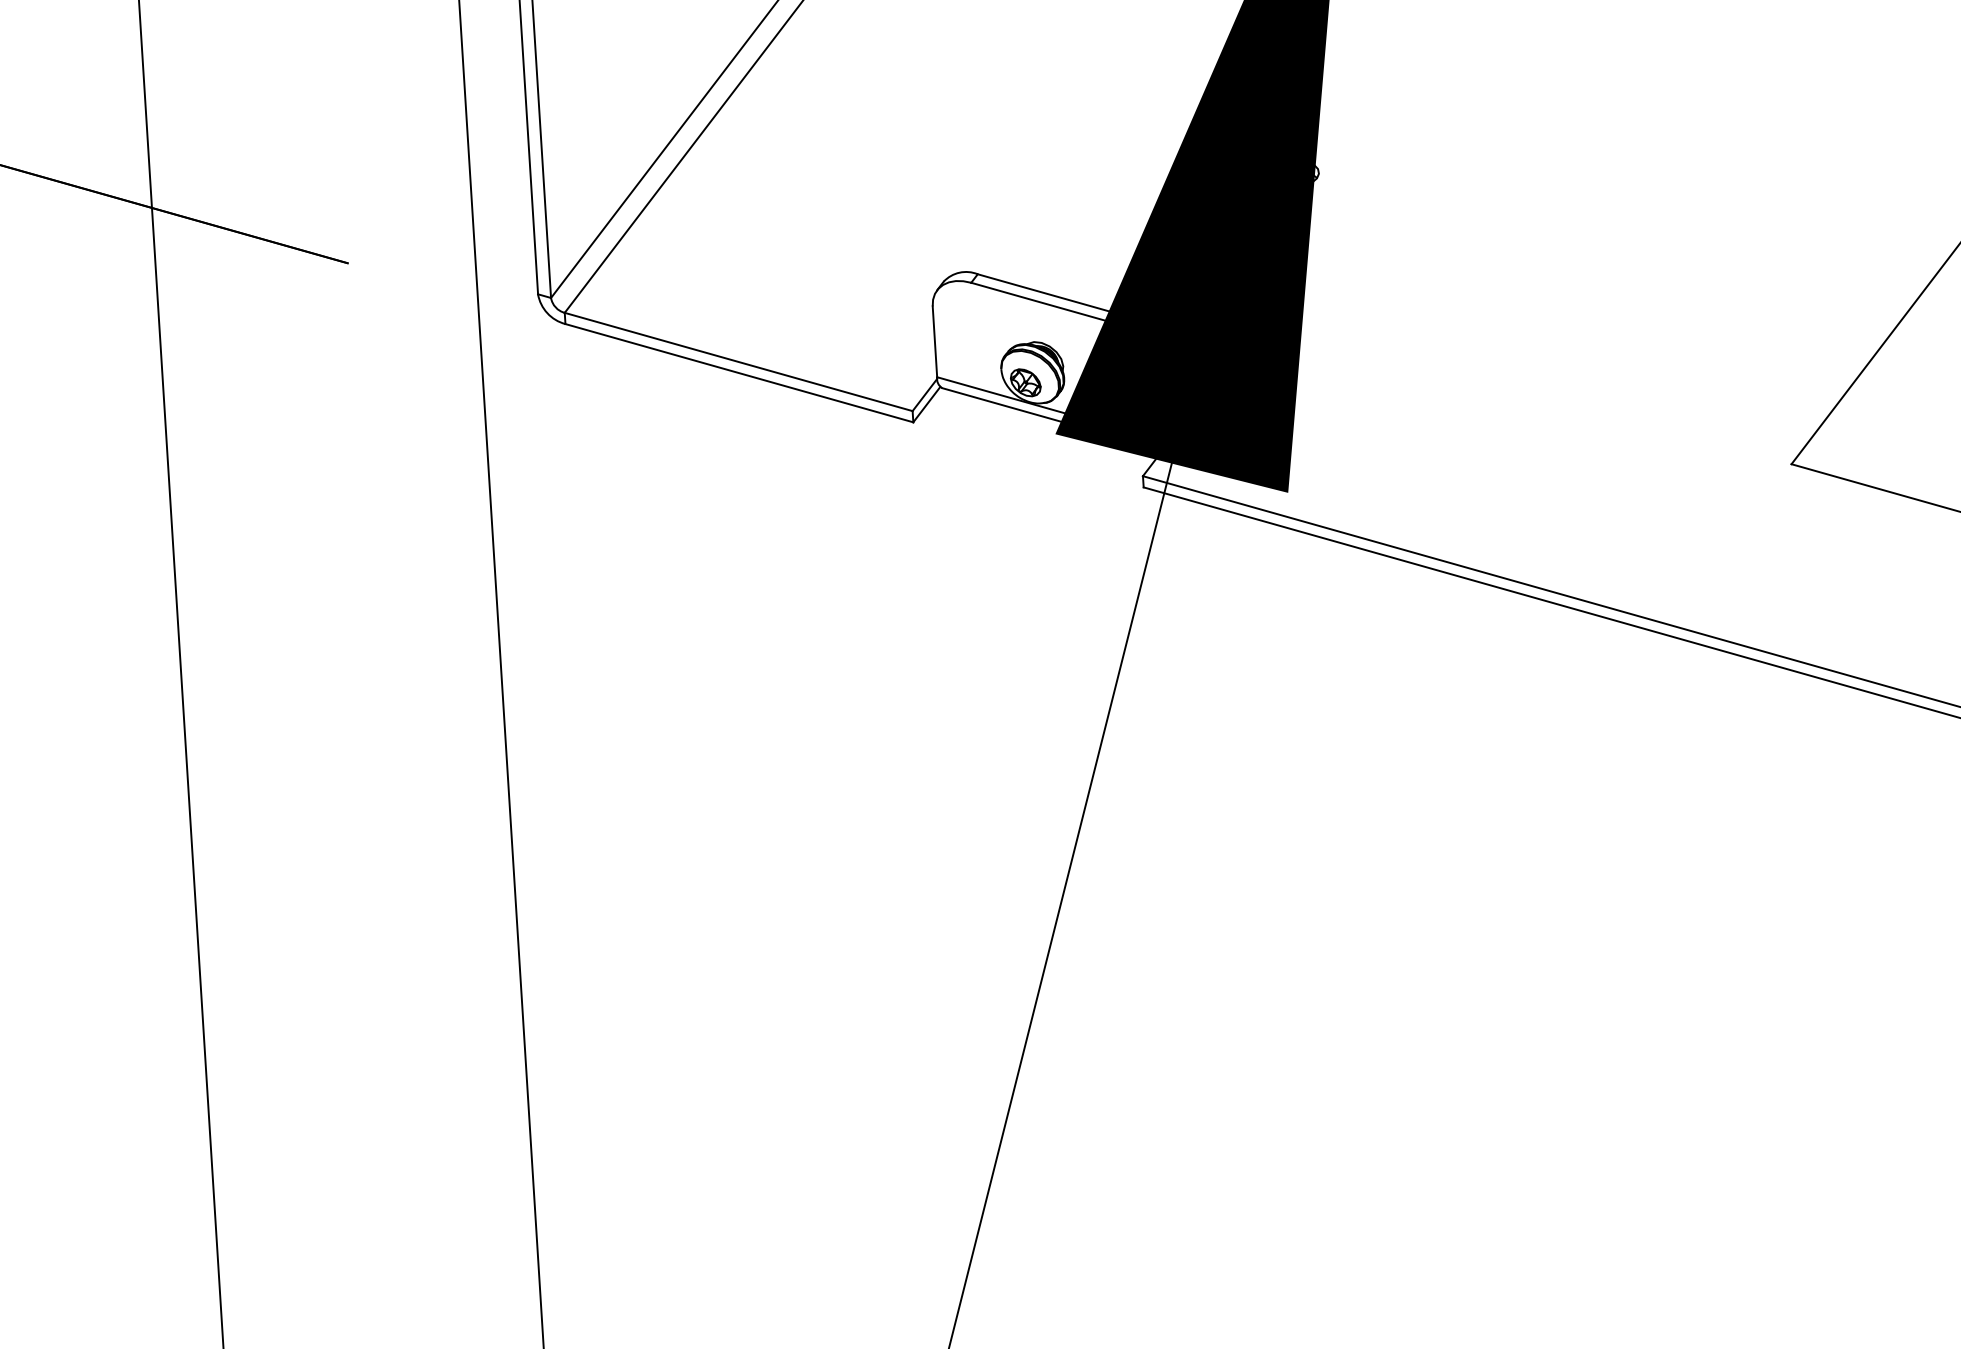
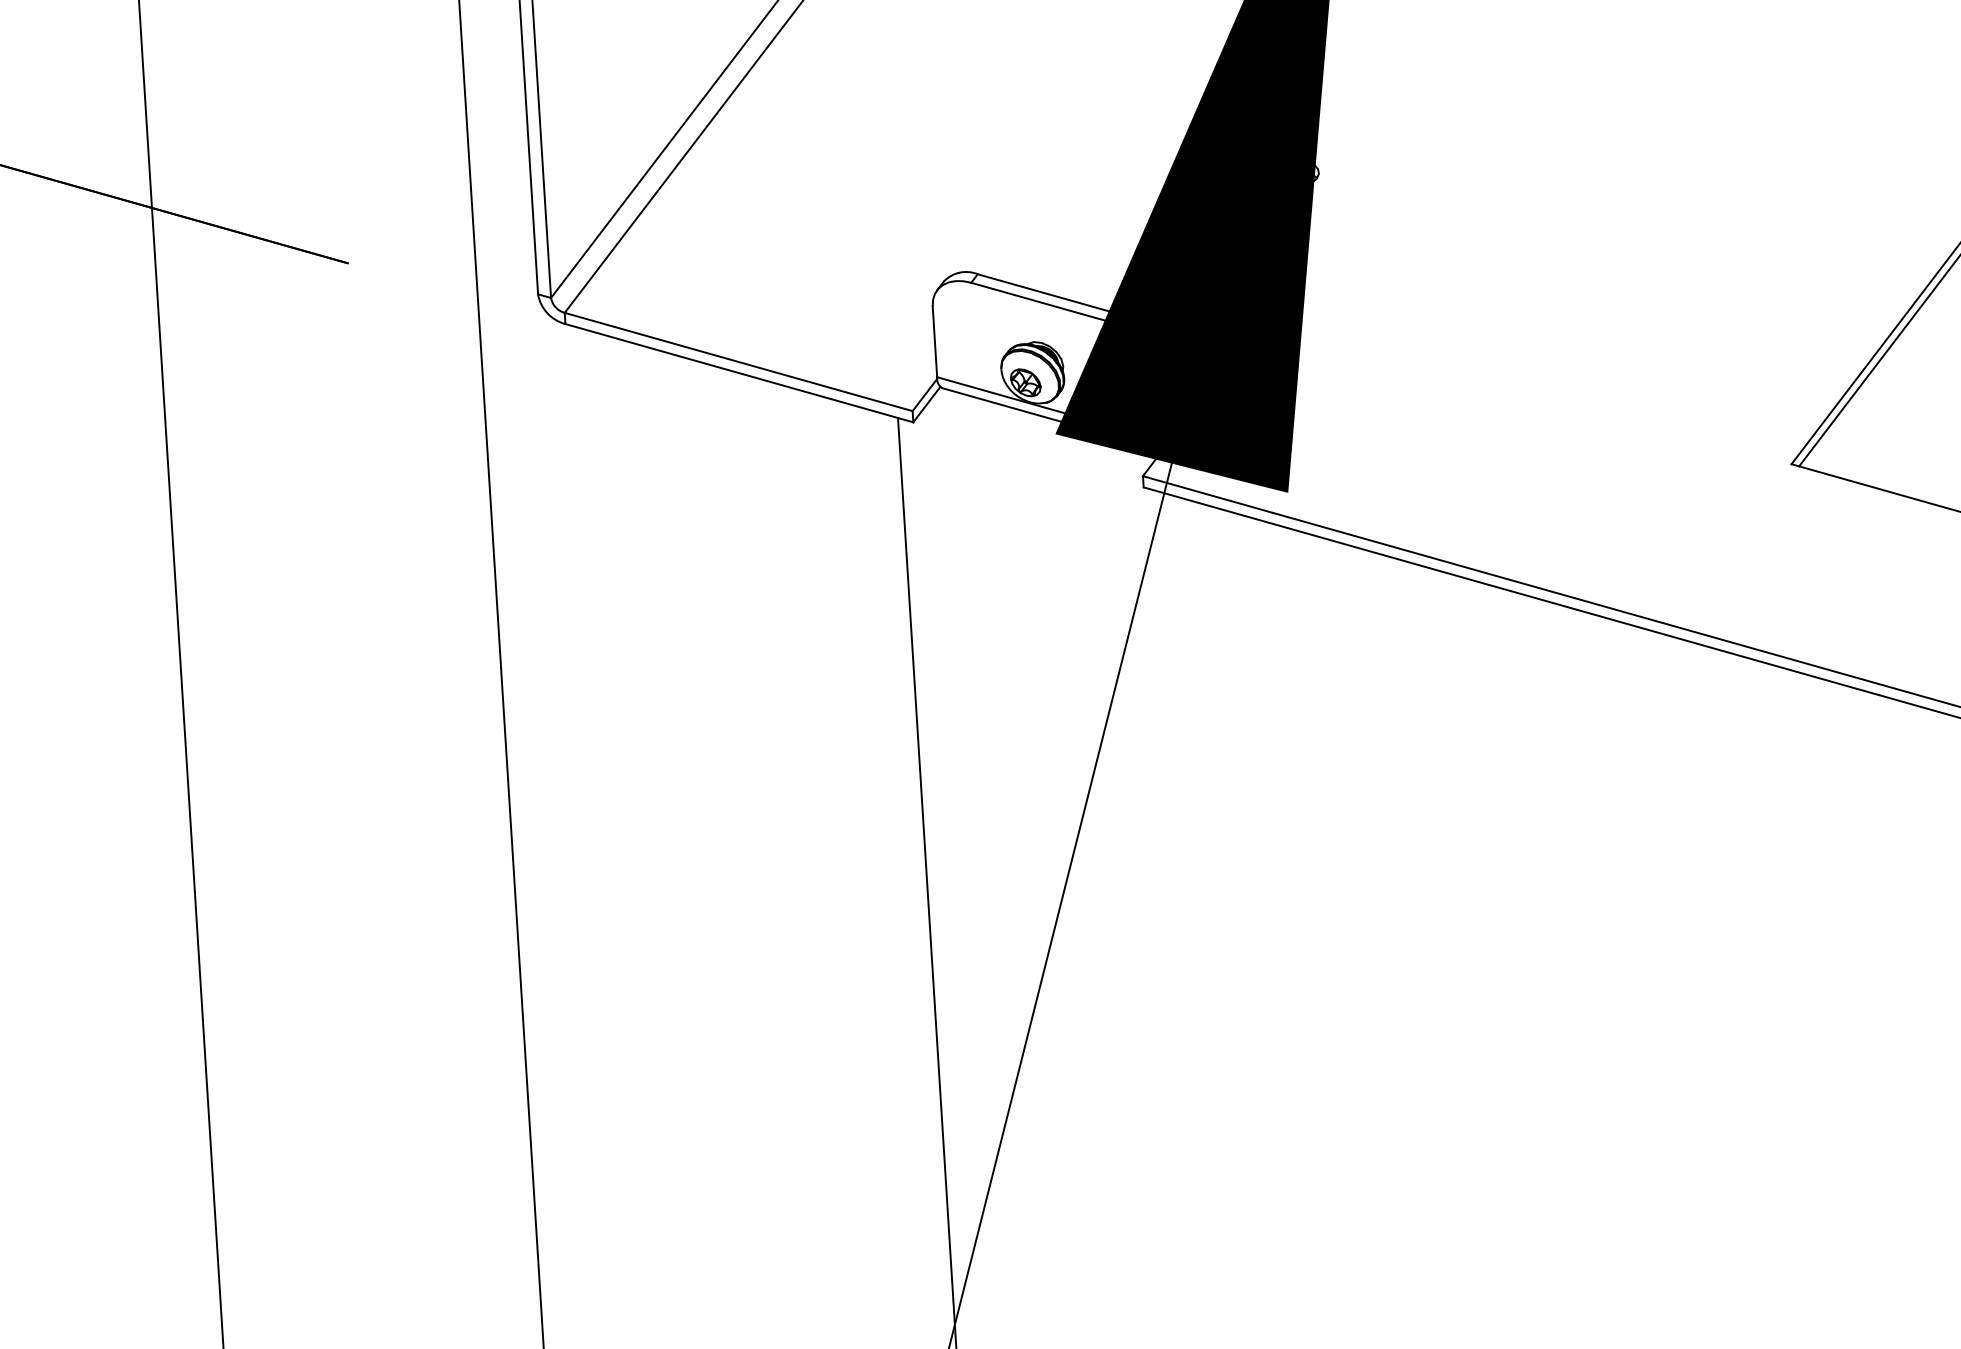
line: none -> present (1878, 362)
line: none -> present (927, 881)
